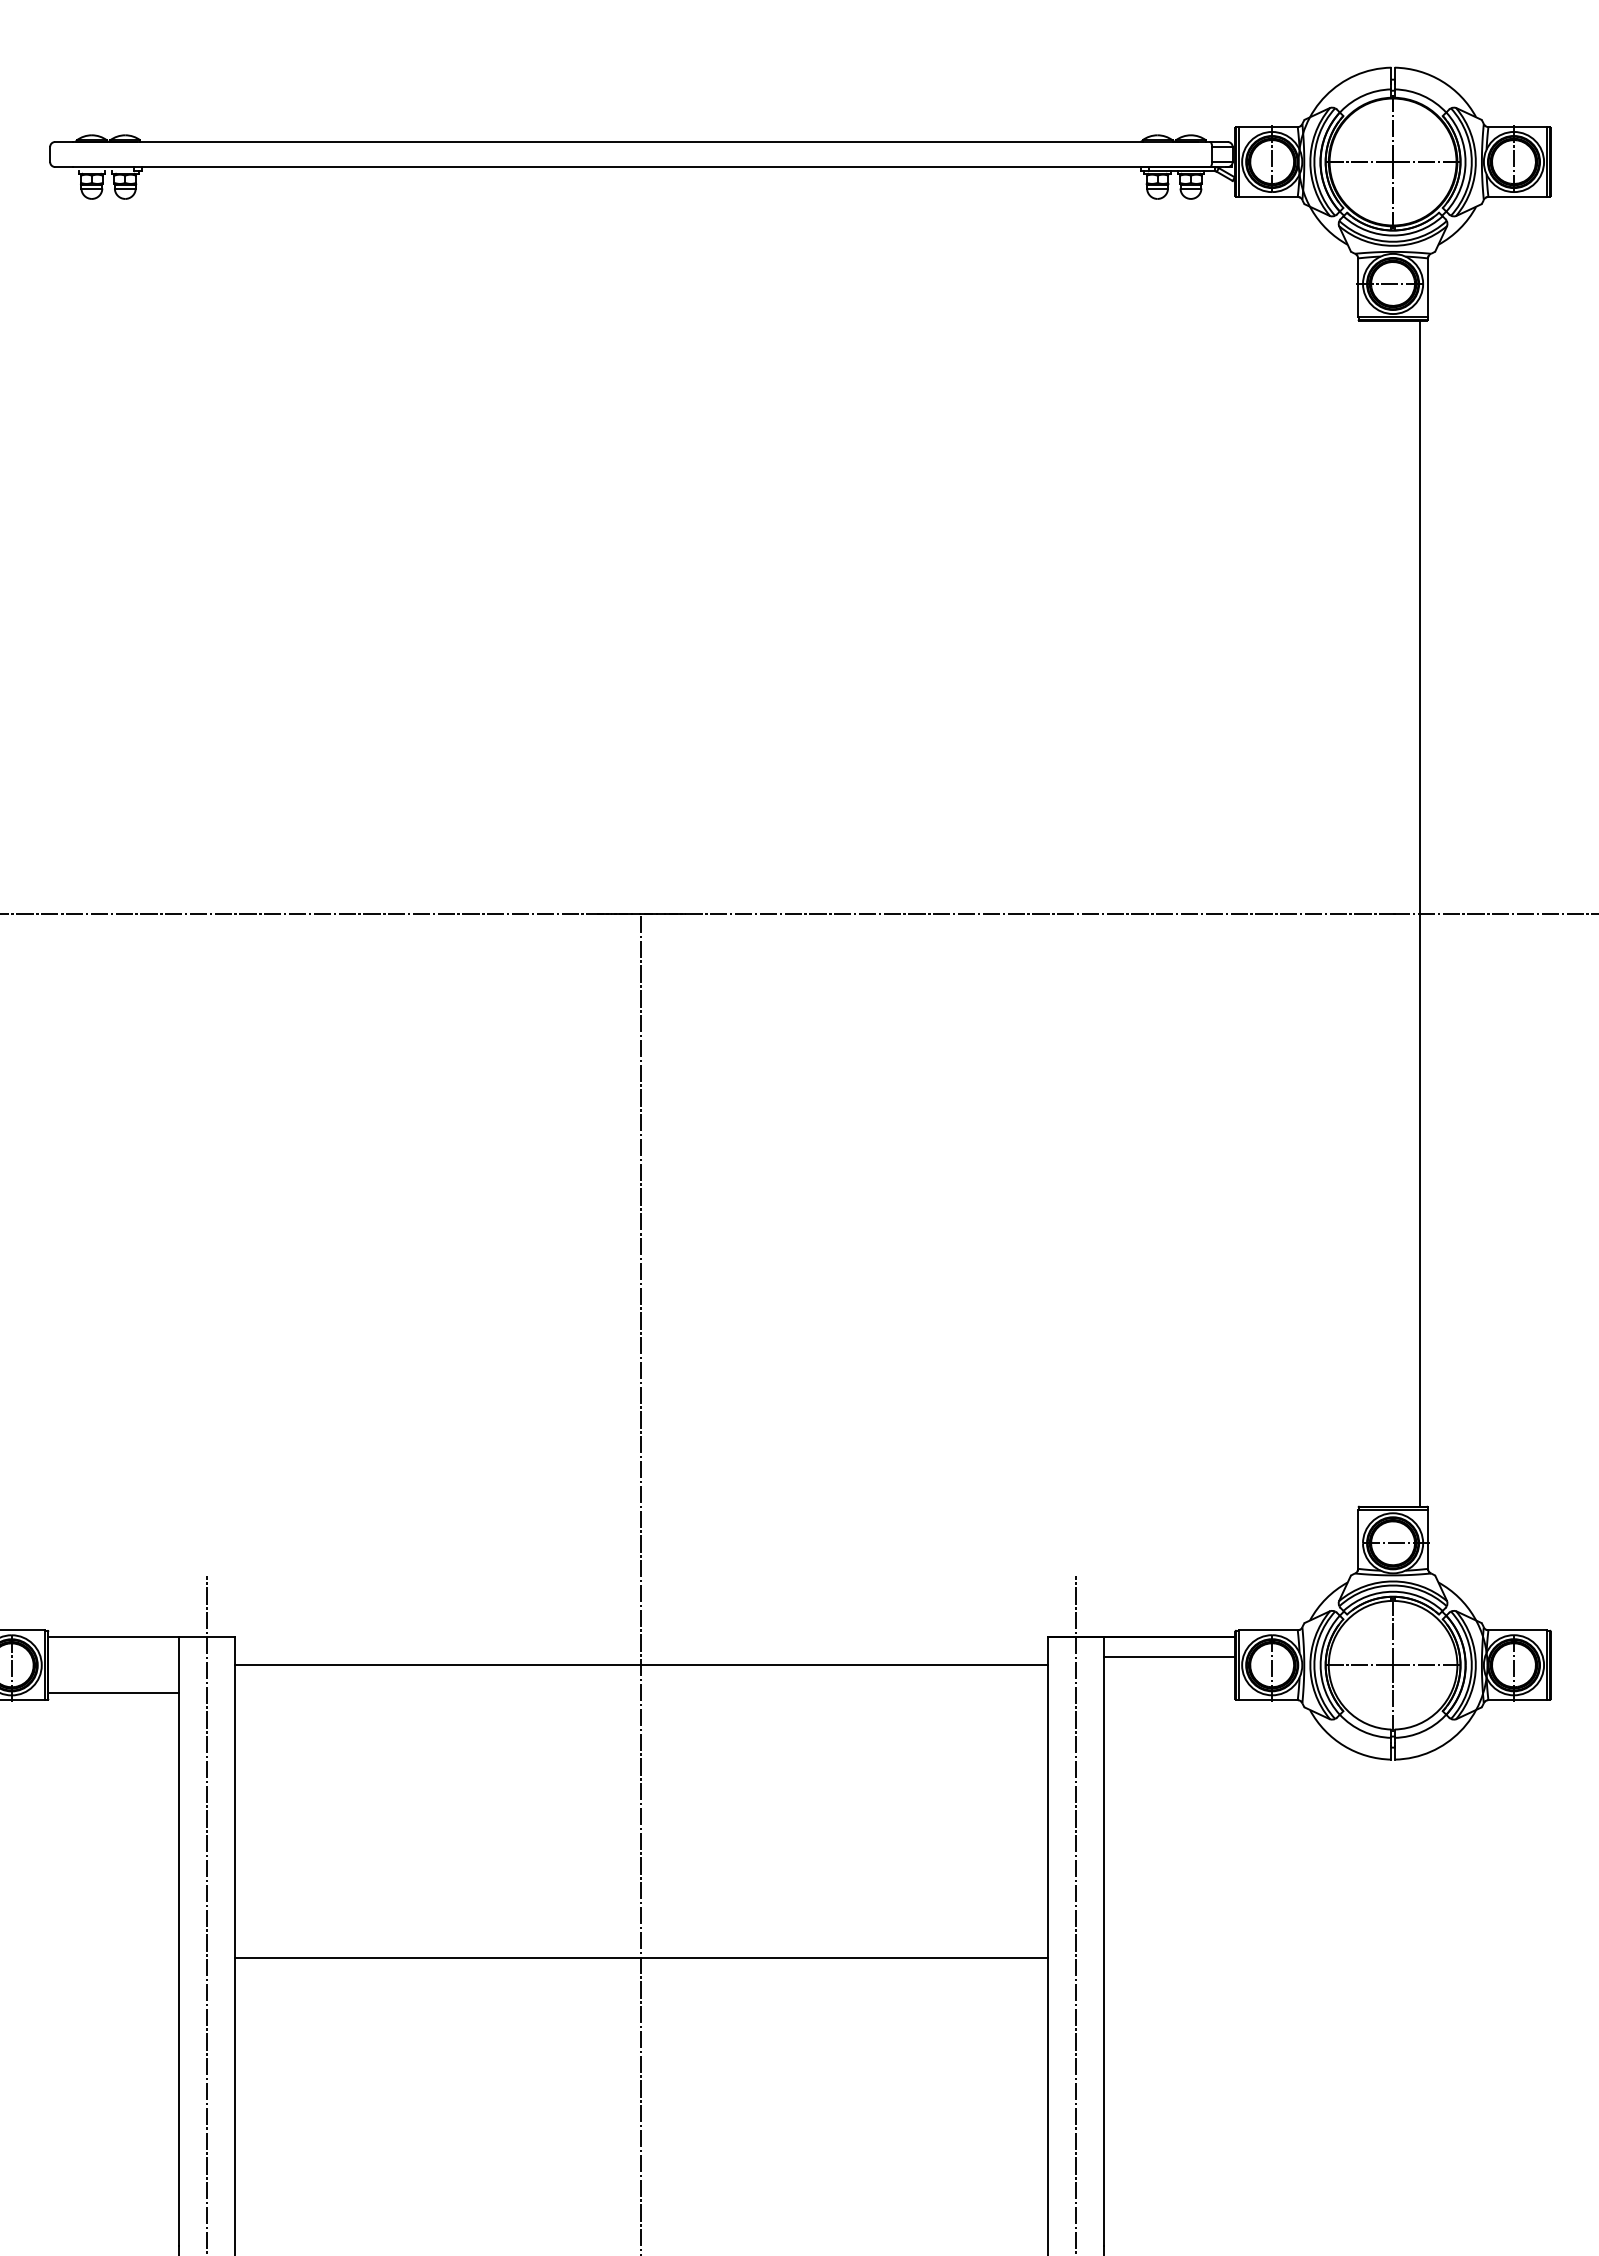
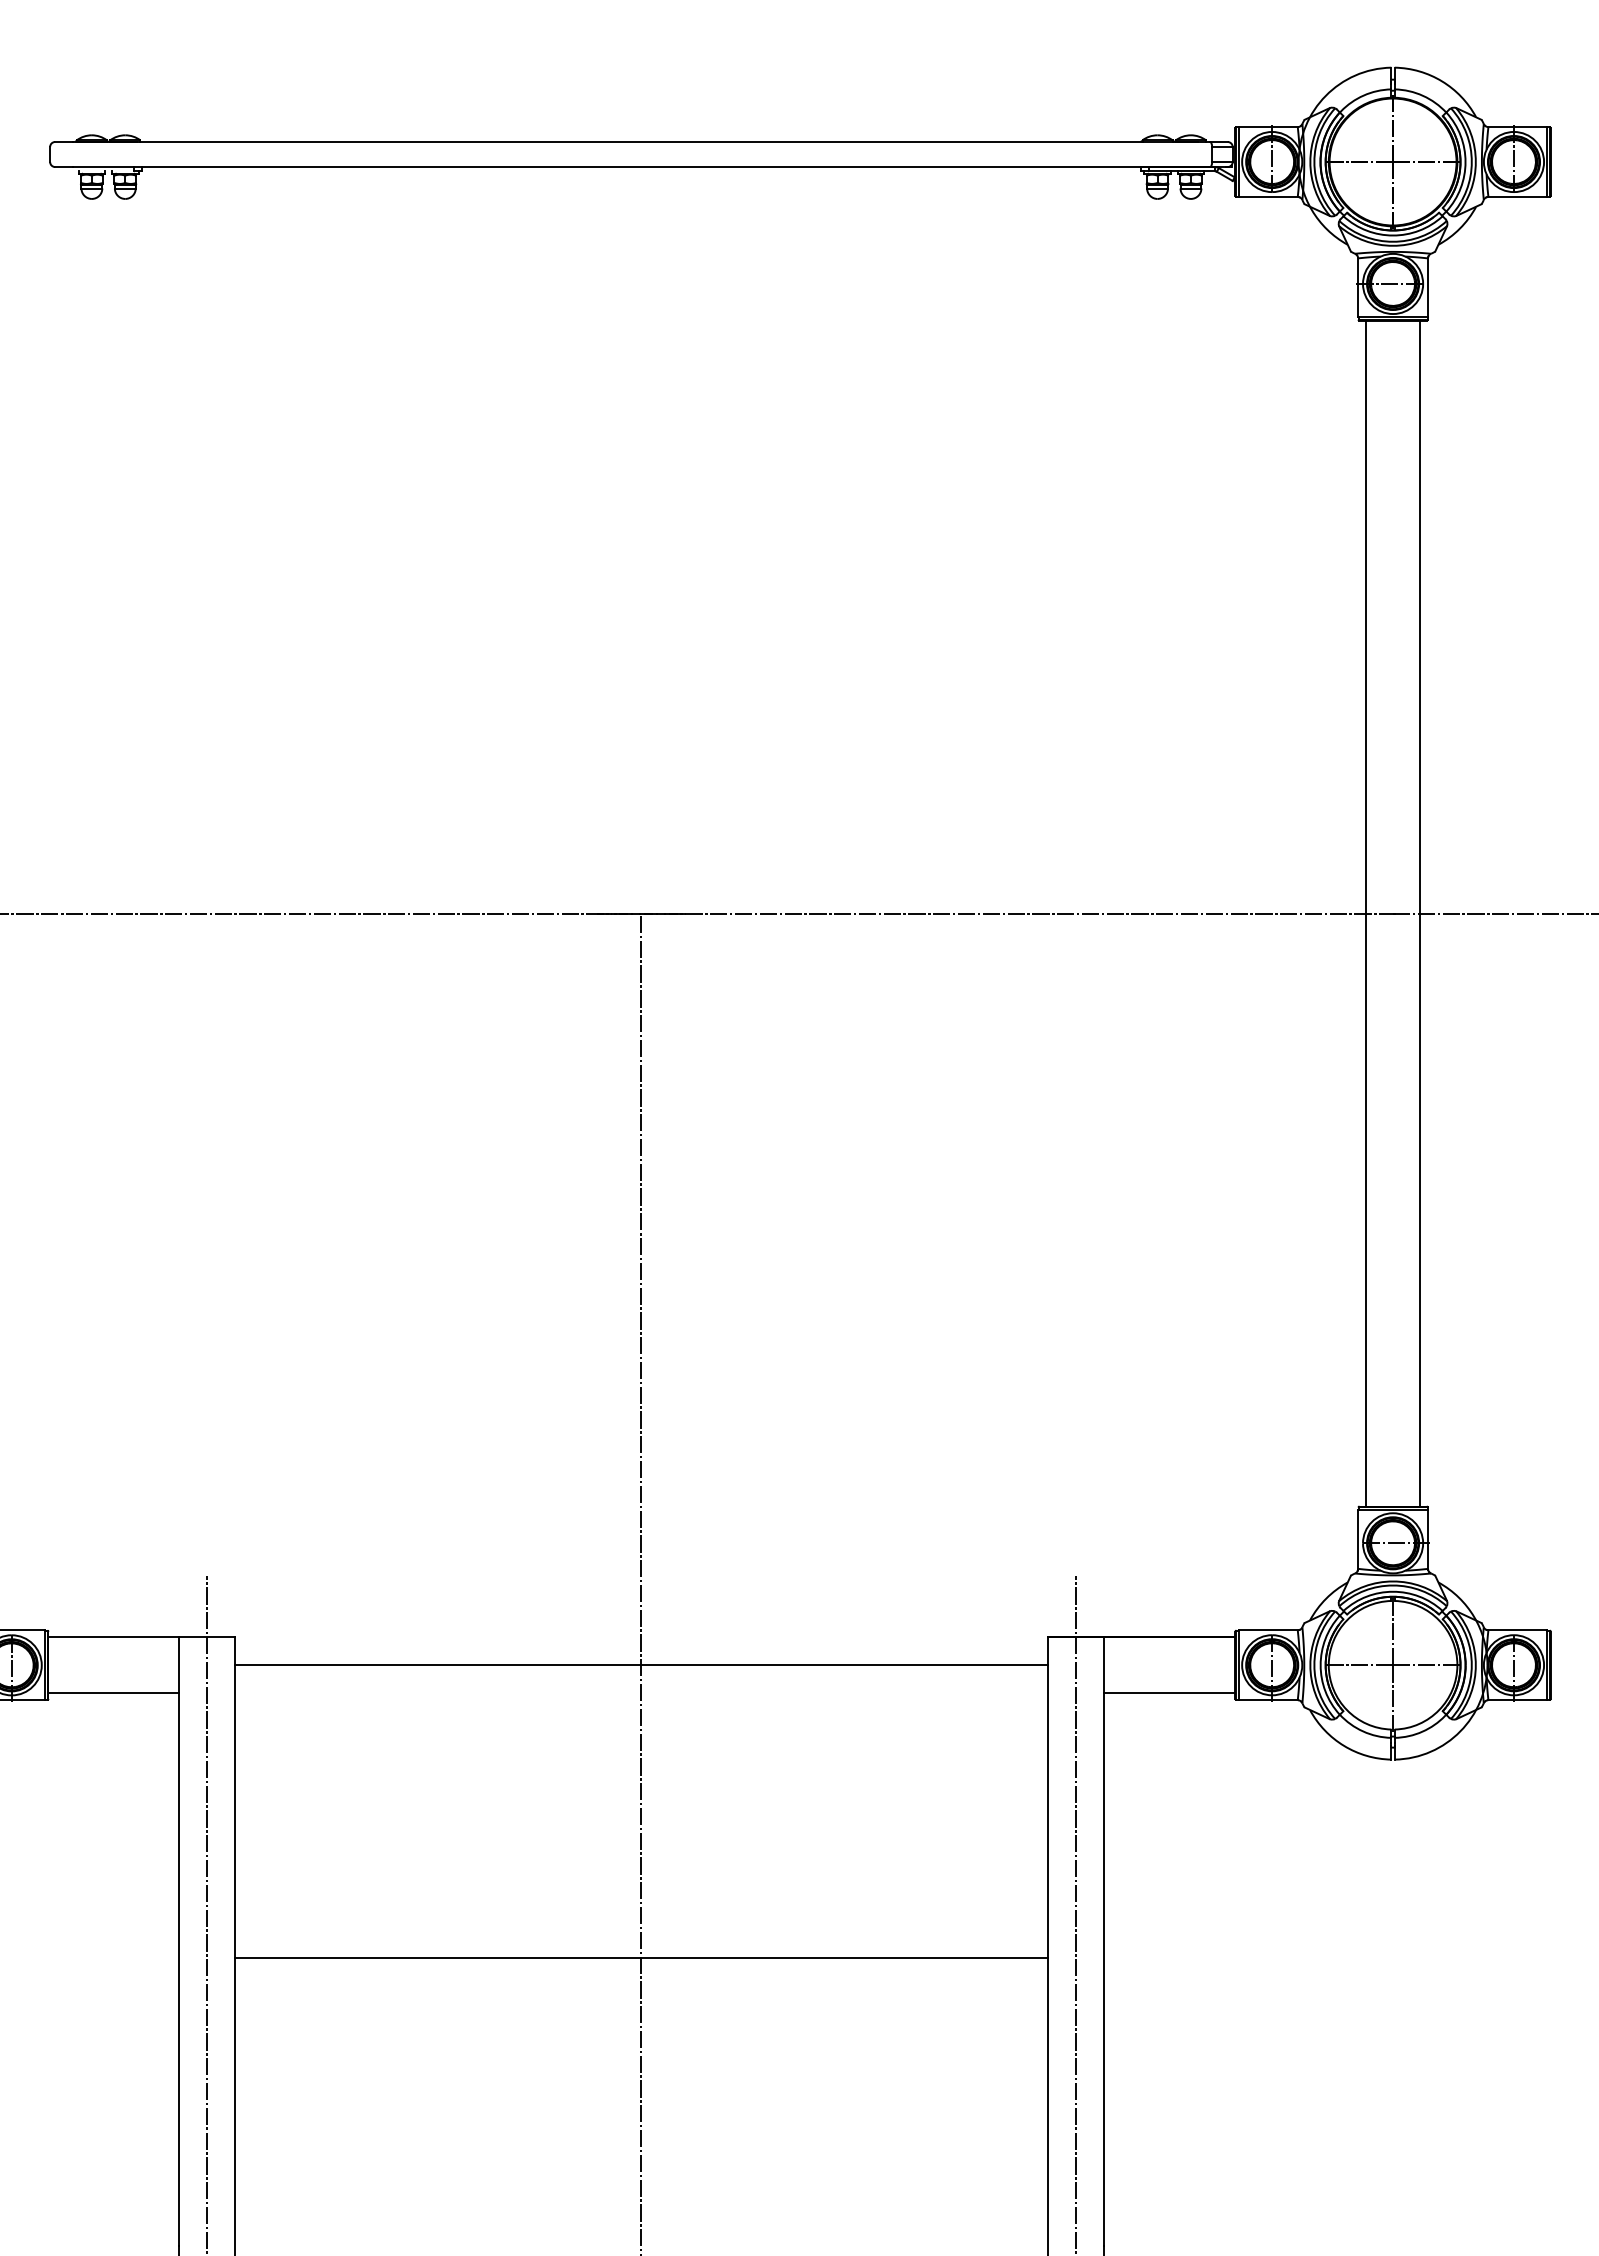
line: none -> present (1366, 913)
line position: (1169, 1657) -> (1169, 1693) (1169, 1693)
